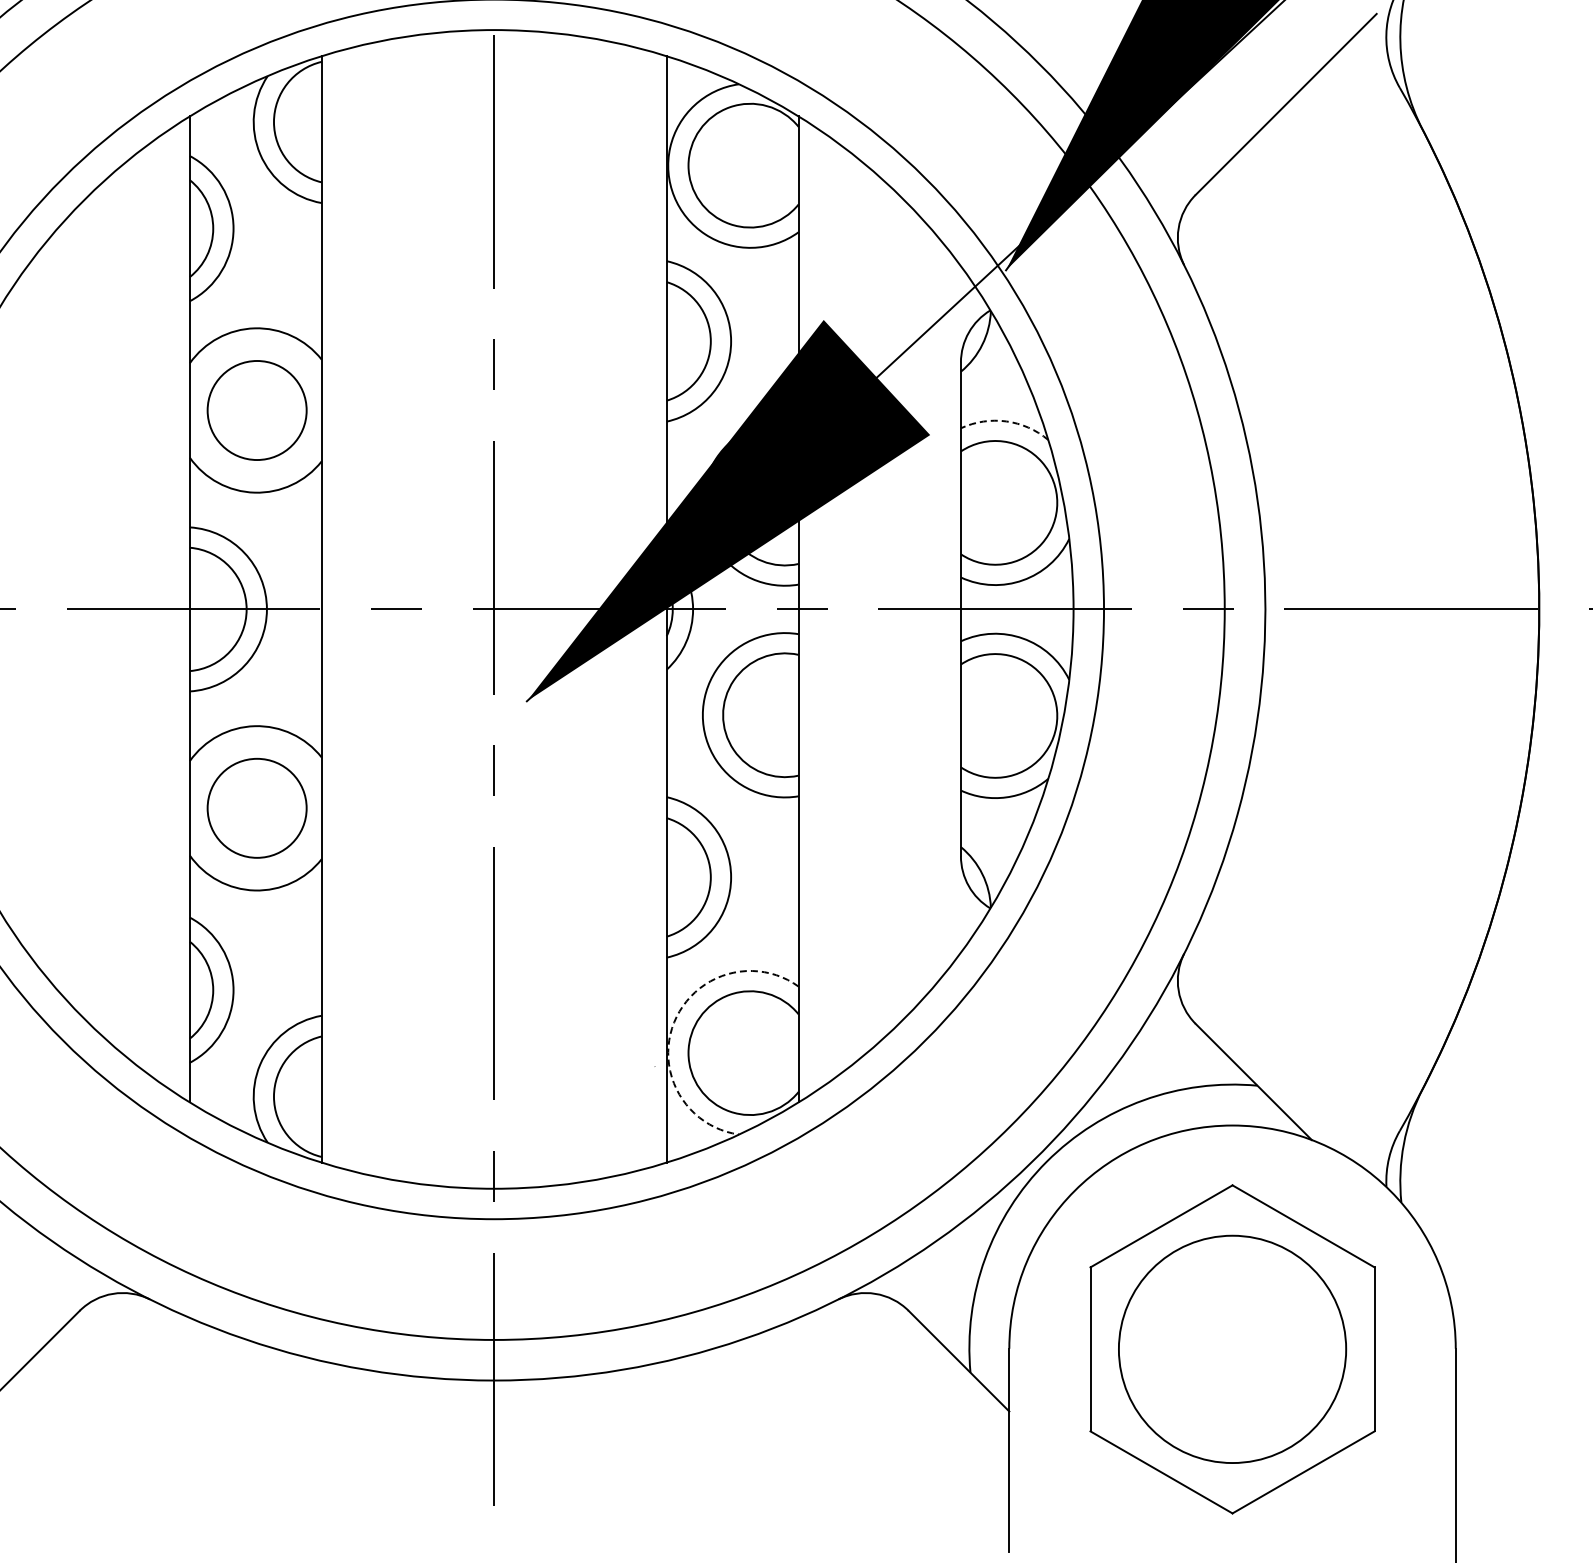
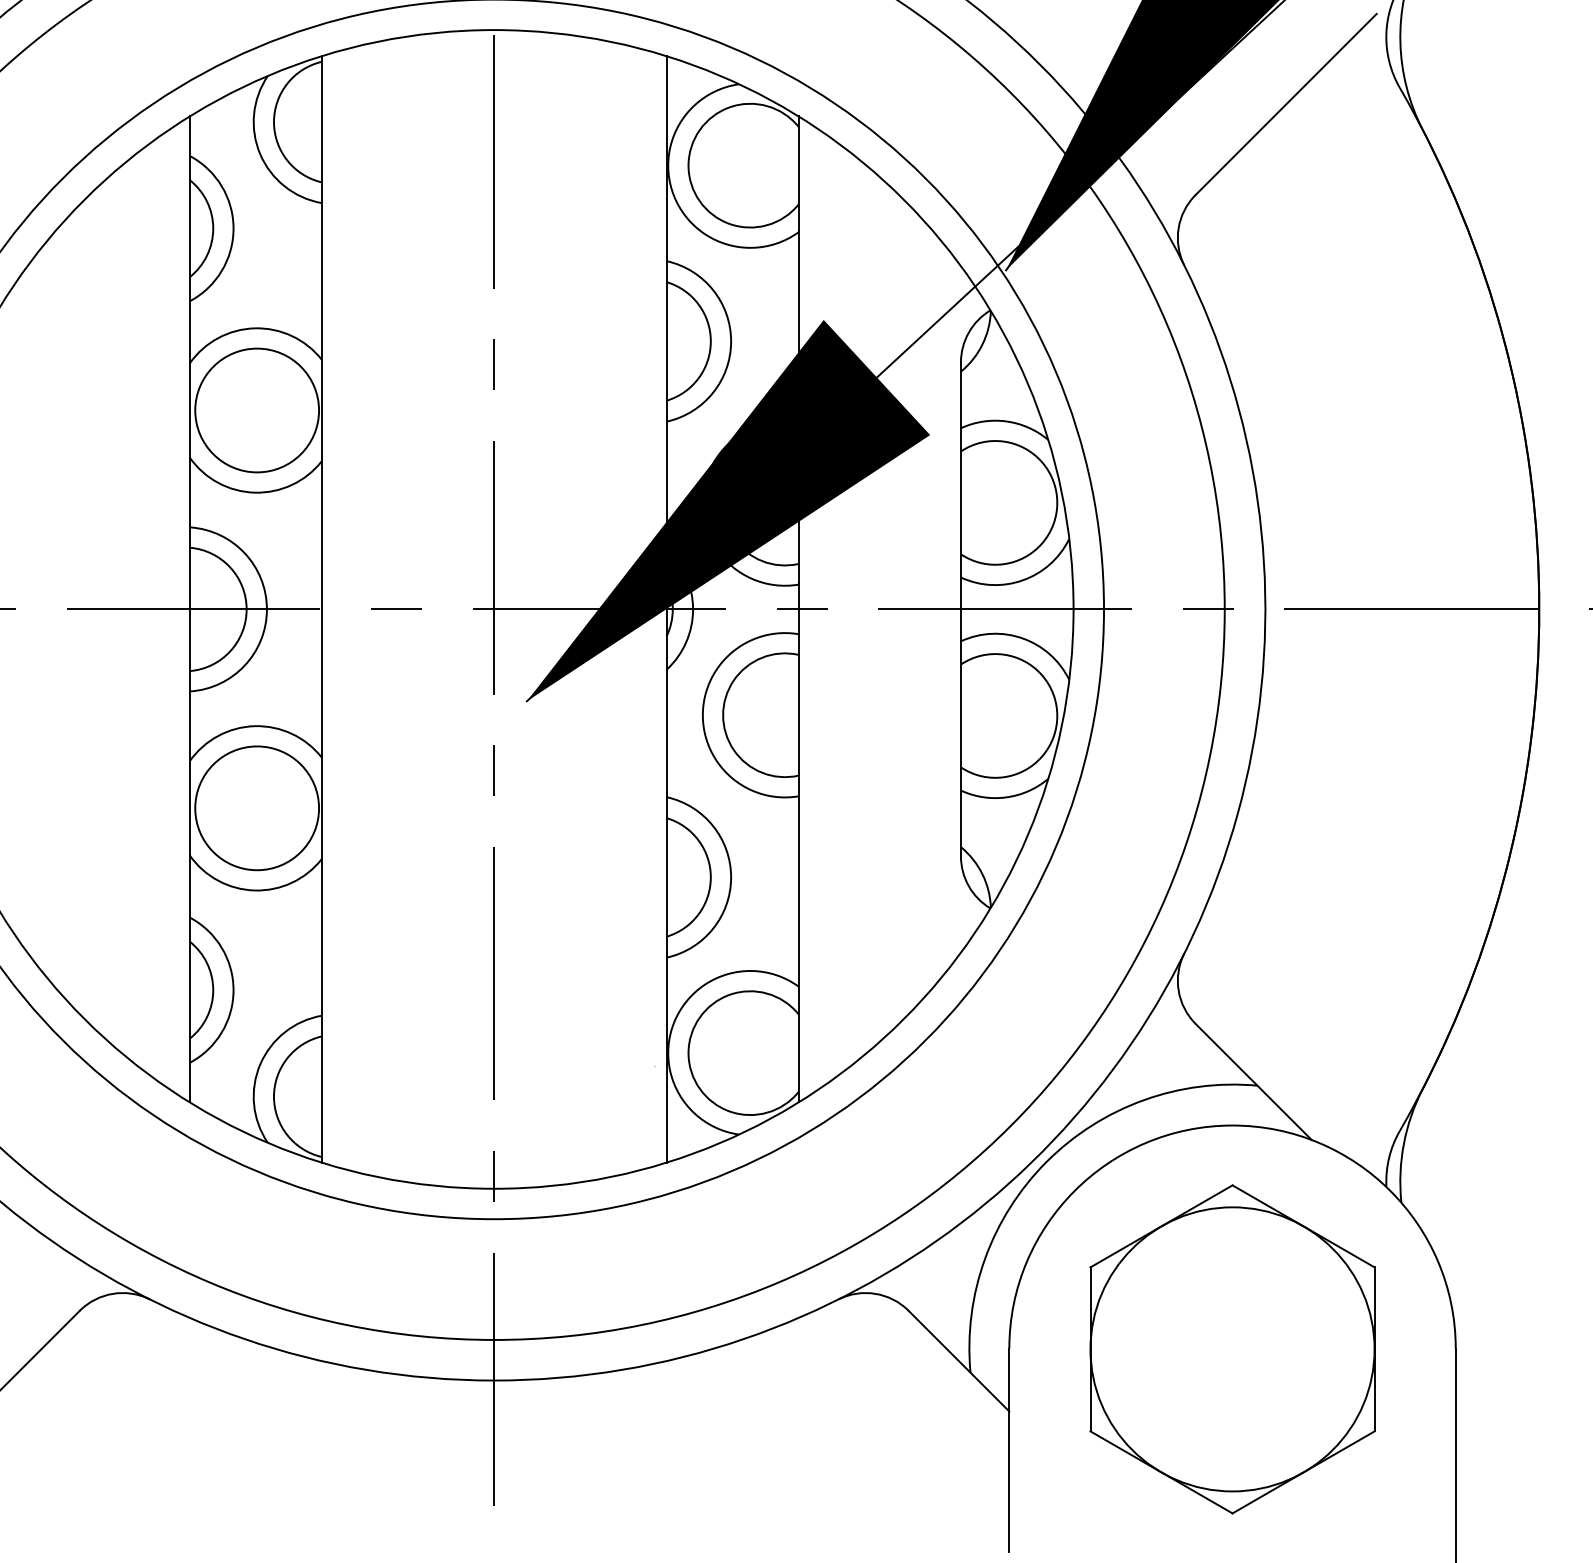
circle diameter: 99 px -> 124 px (257, 410)
arc: dashed -> solid (1006, 421)
circle diameter: 99 px -> 124 px (257, 808)
arc: dashed -> solid (674, 1022)
circle diameter: 227 px -> 284 px (1232, 1349)
